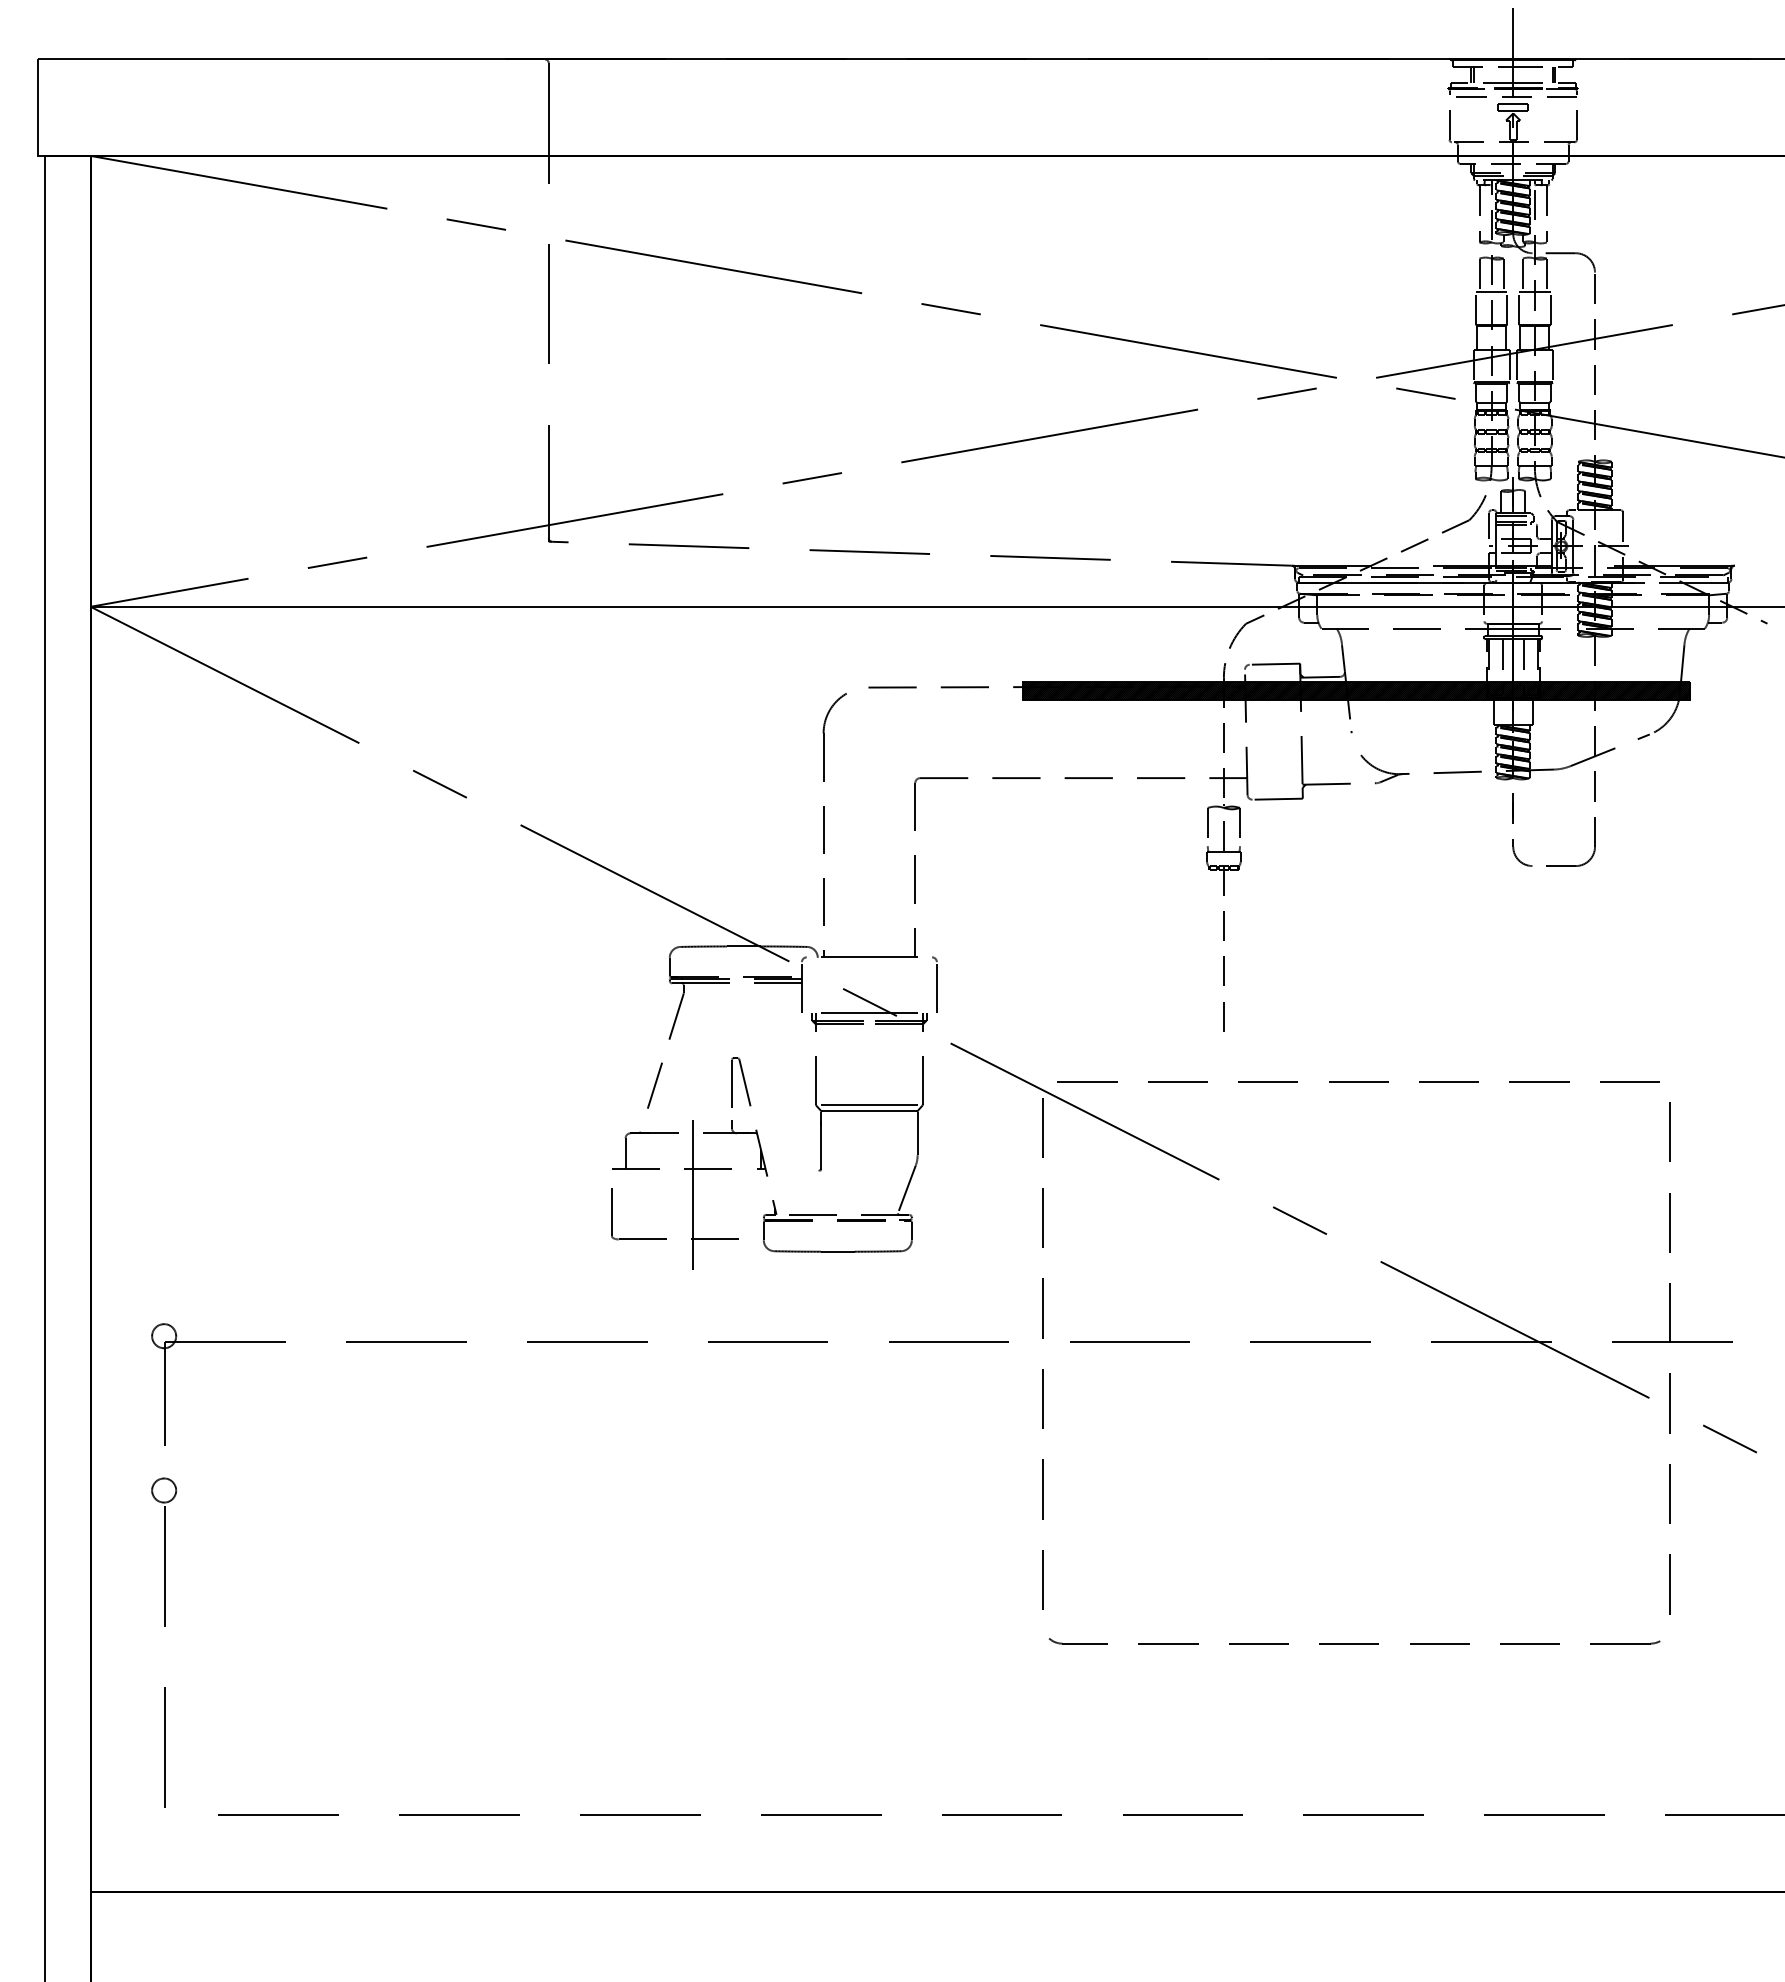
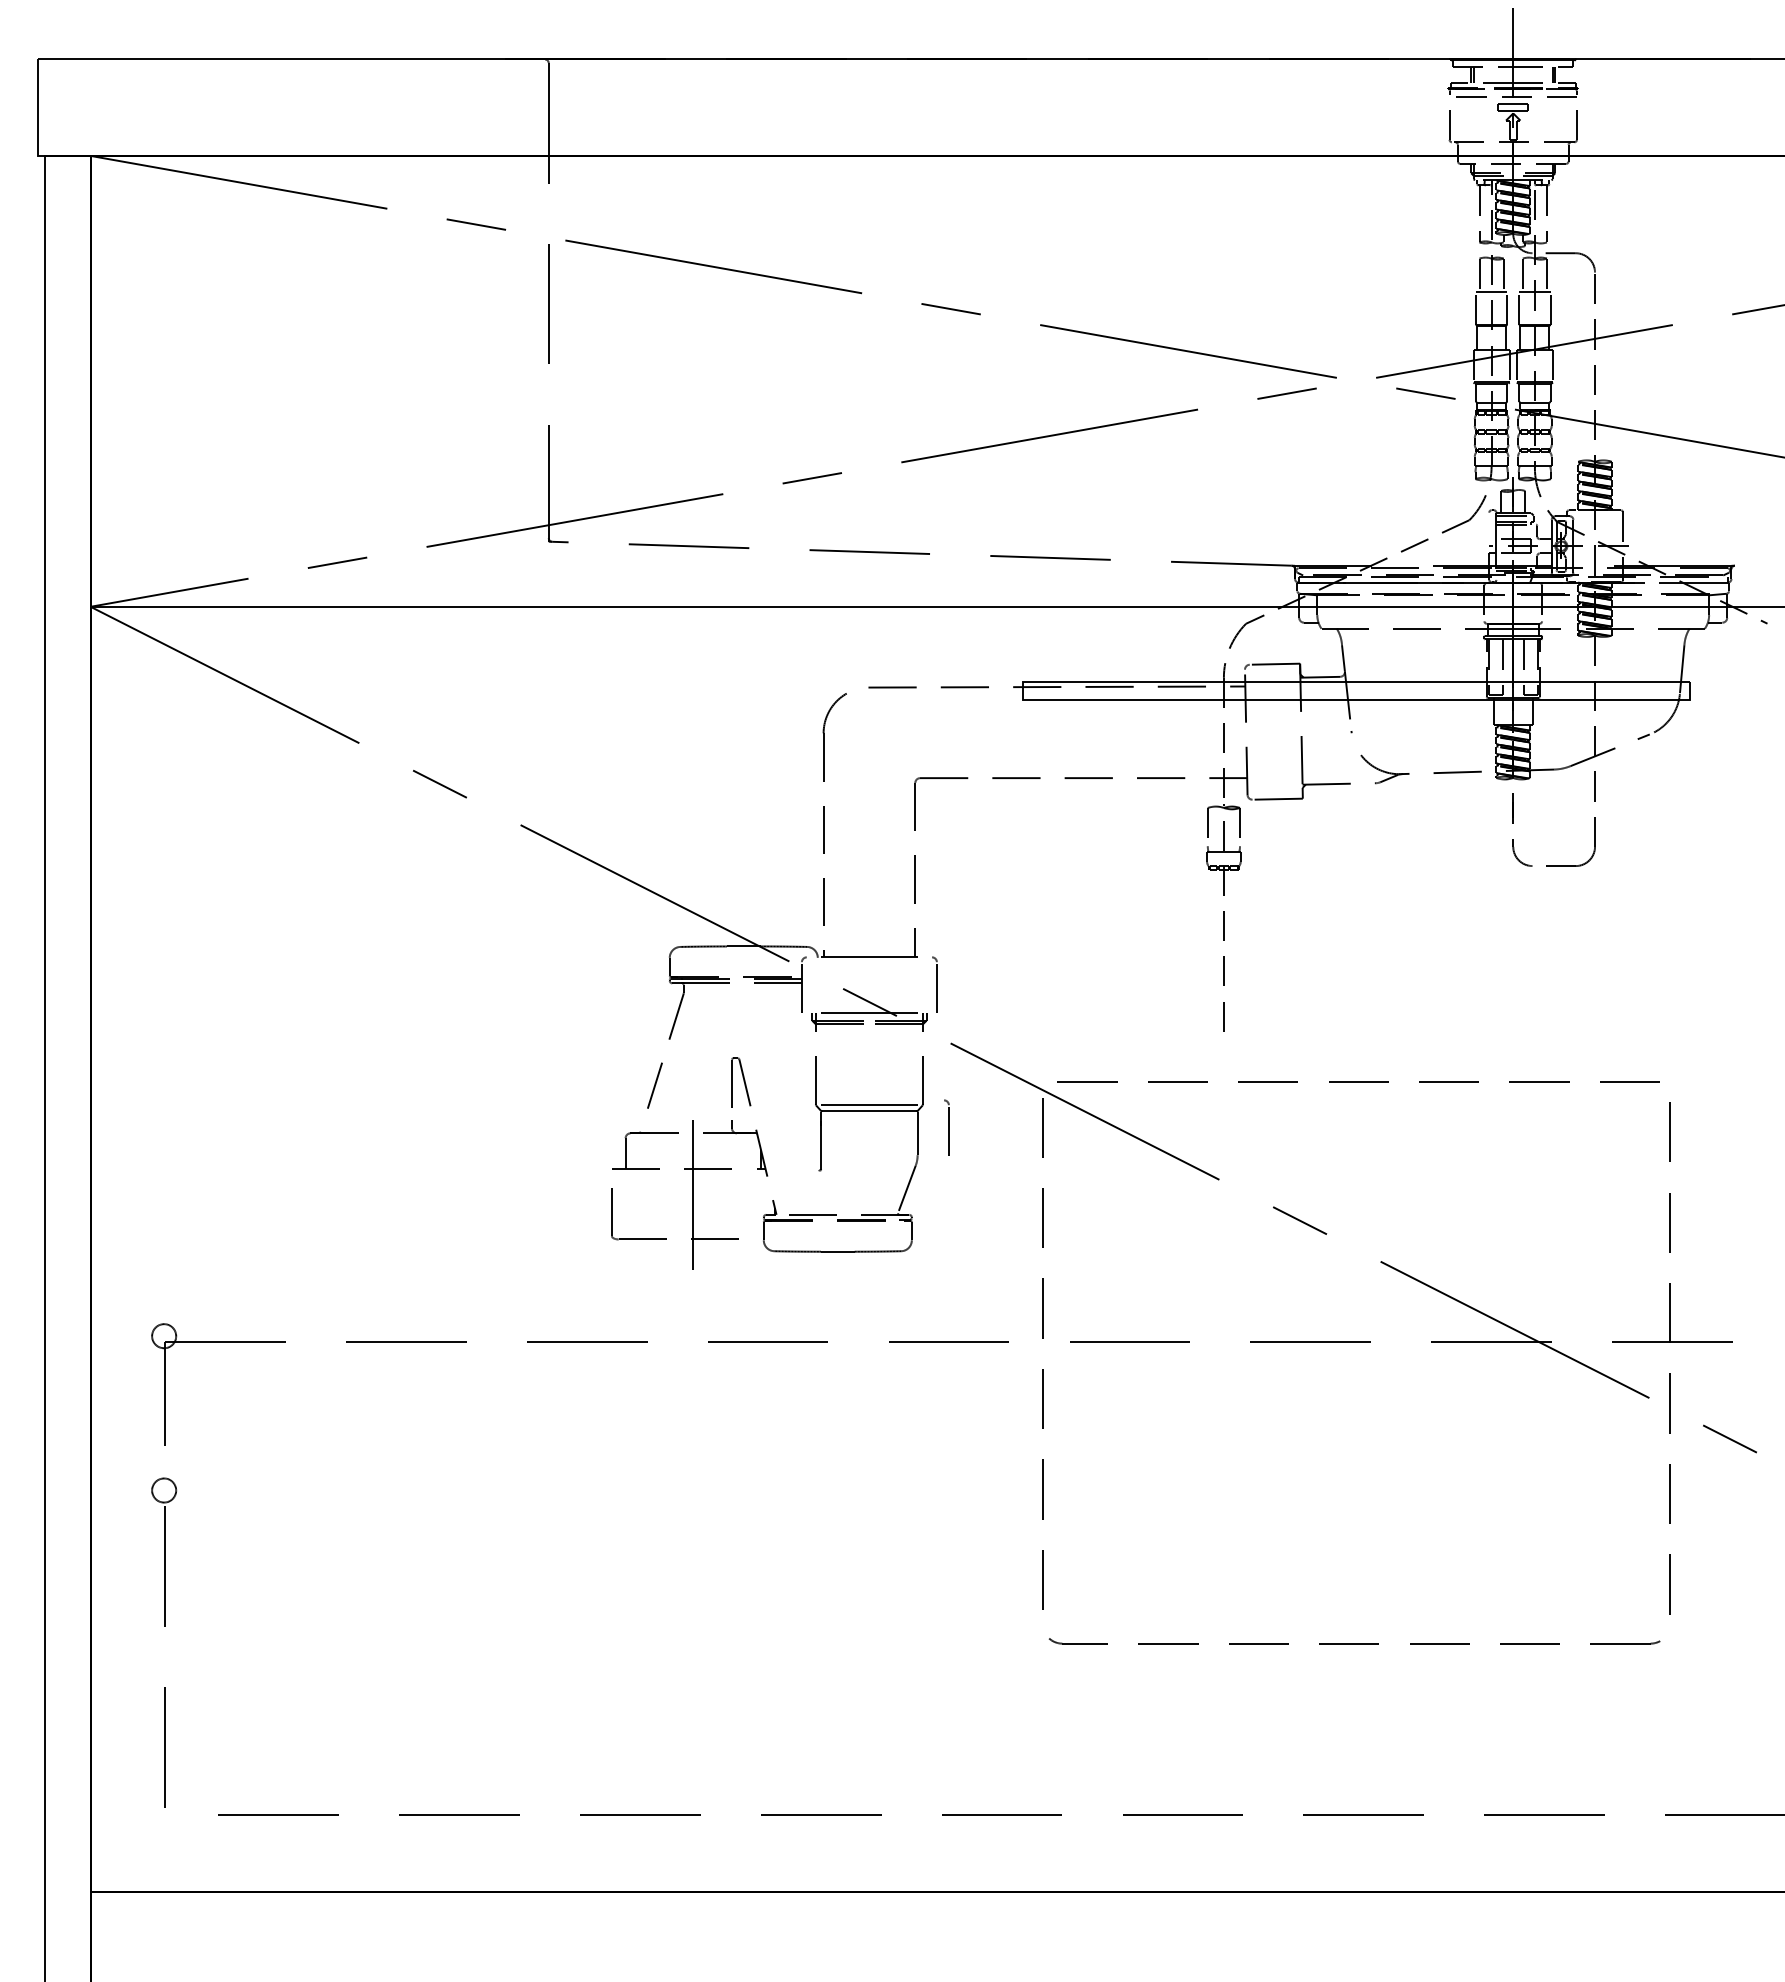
line: present -> none (1489, 525)
hatch: present -> none (1356, 691)
part: none -> present (946, 1127)
